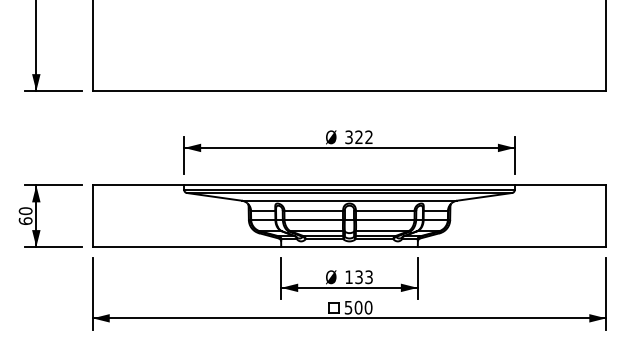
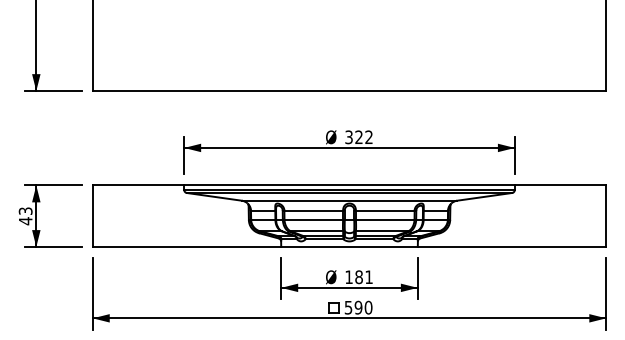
text: 60 -> 43 (25, 216)
text: 133 -> 181 (363, 277)
text: 500 -> 590 (358, 307)
